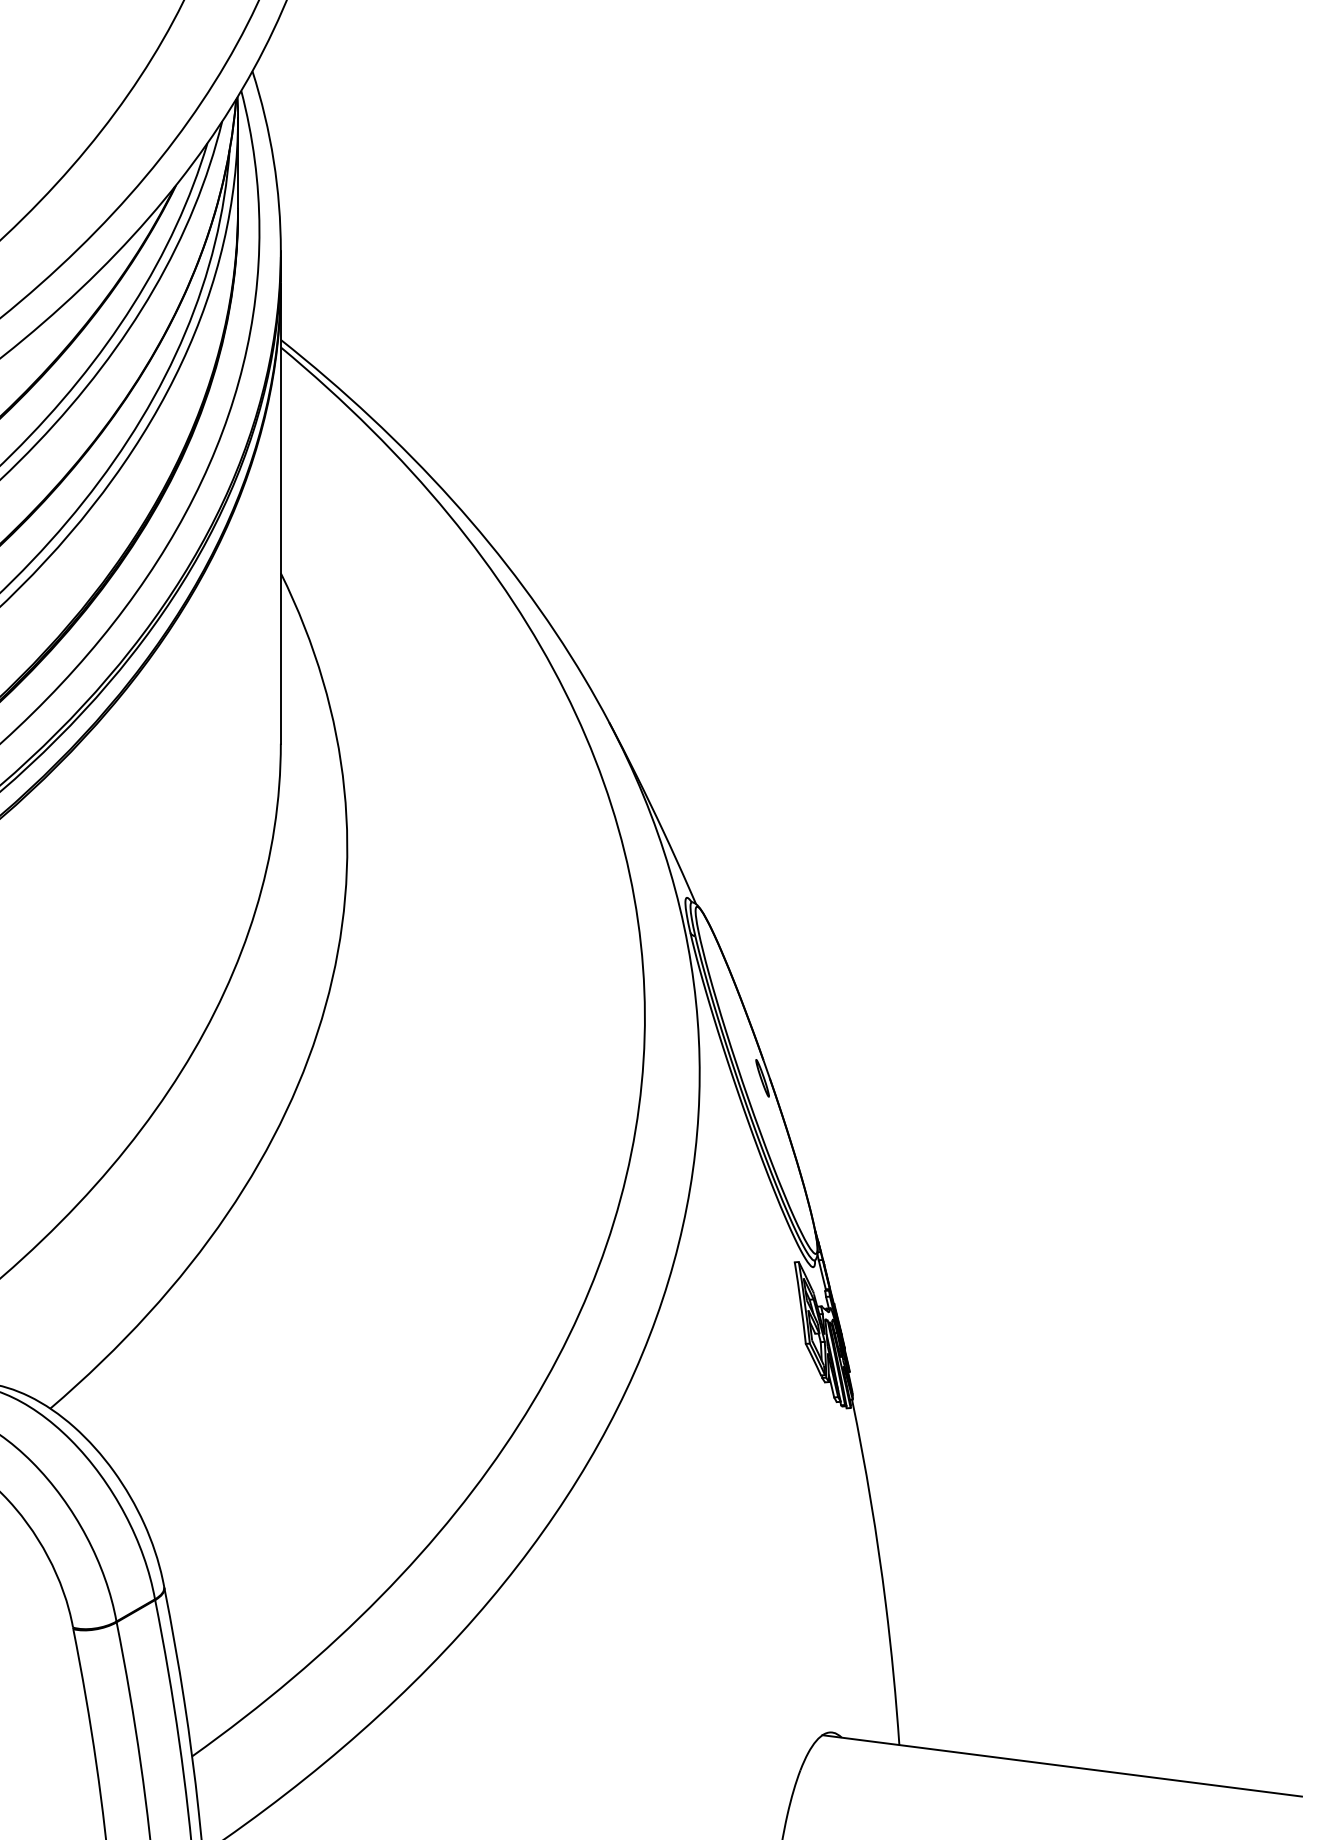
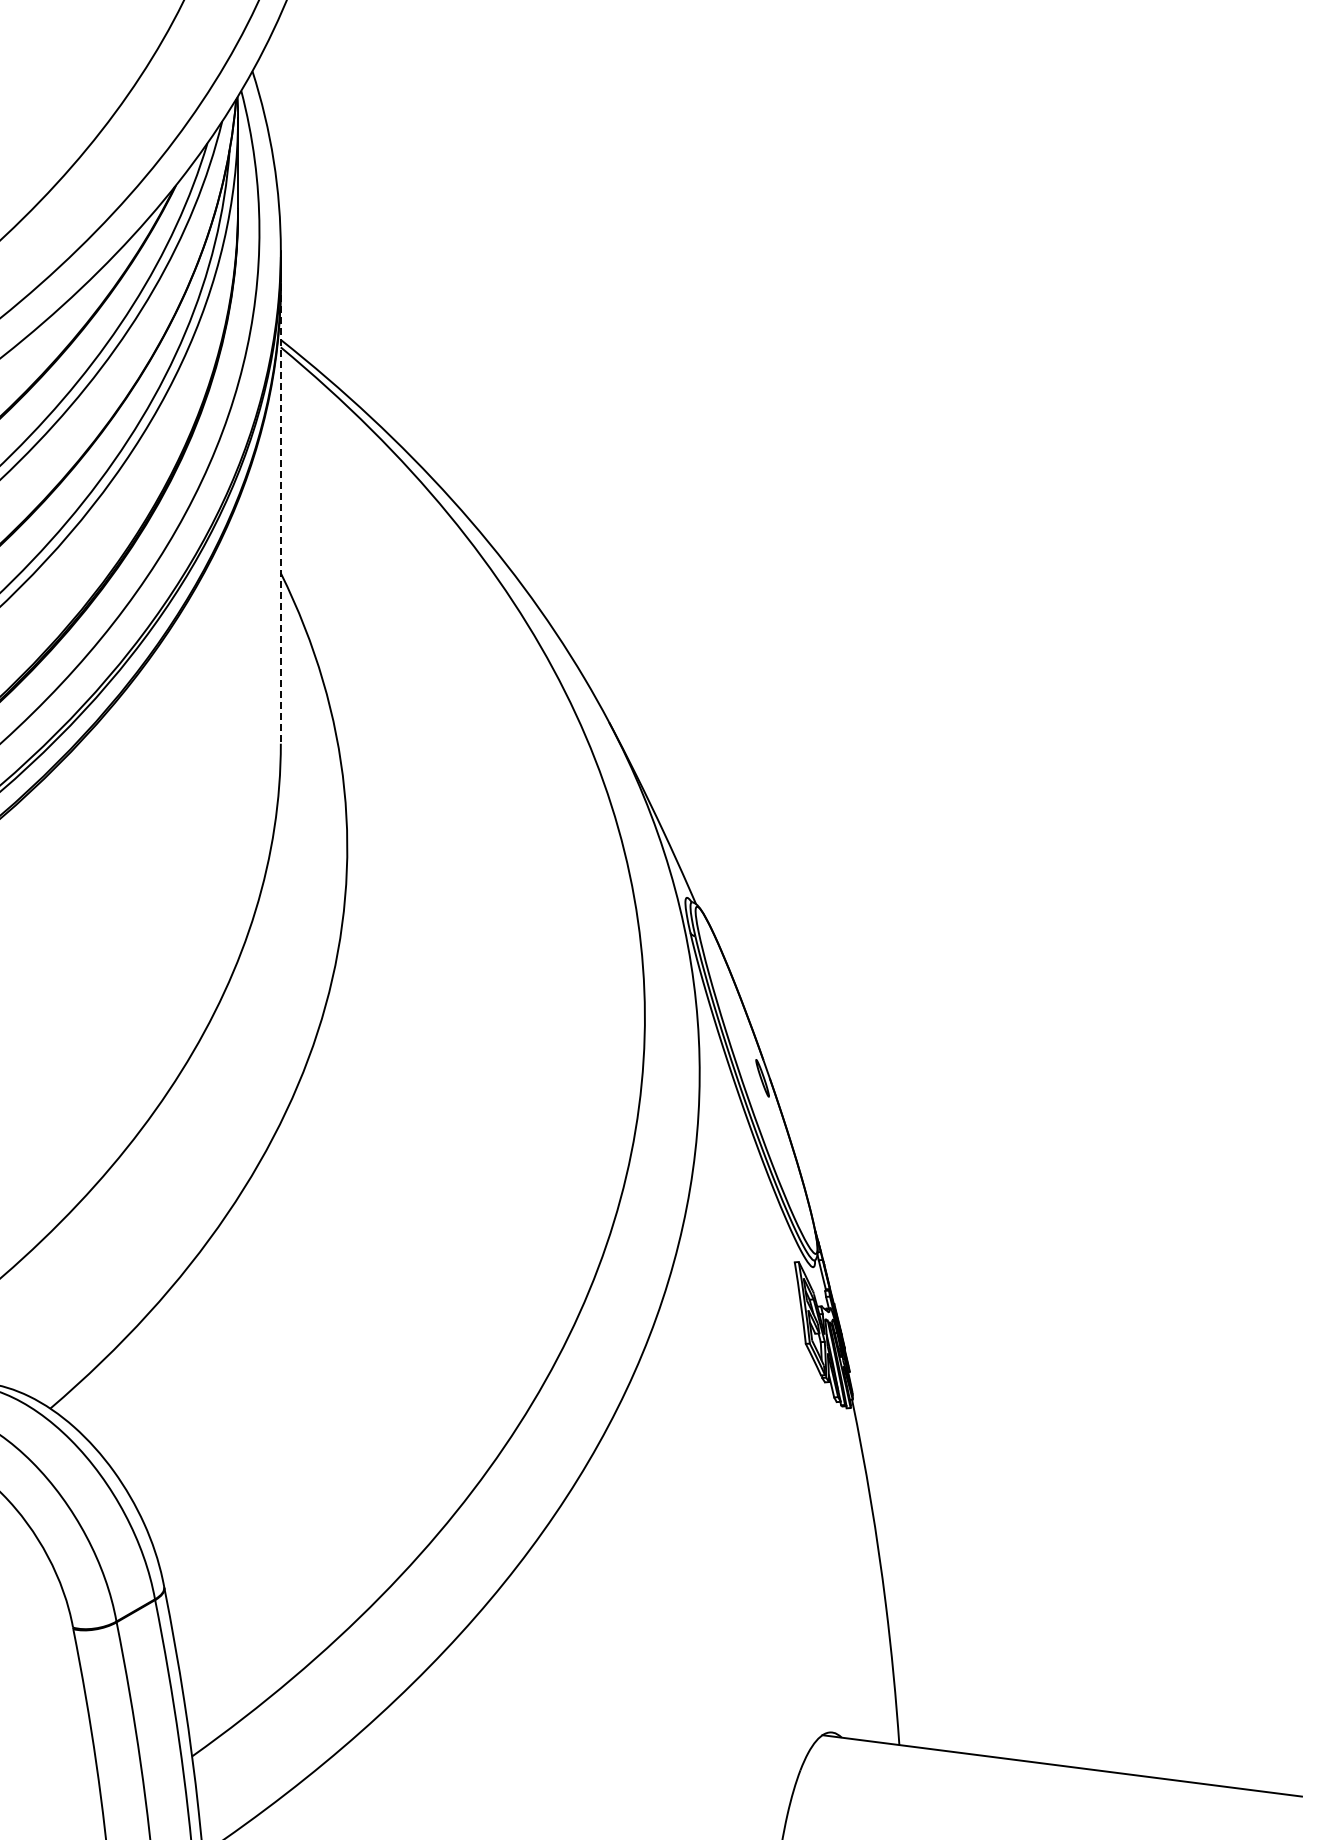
line: solid -> dashed (280, 513)
